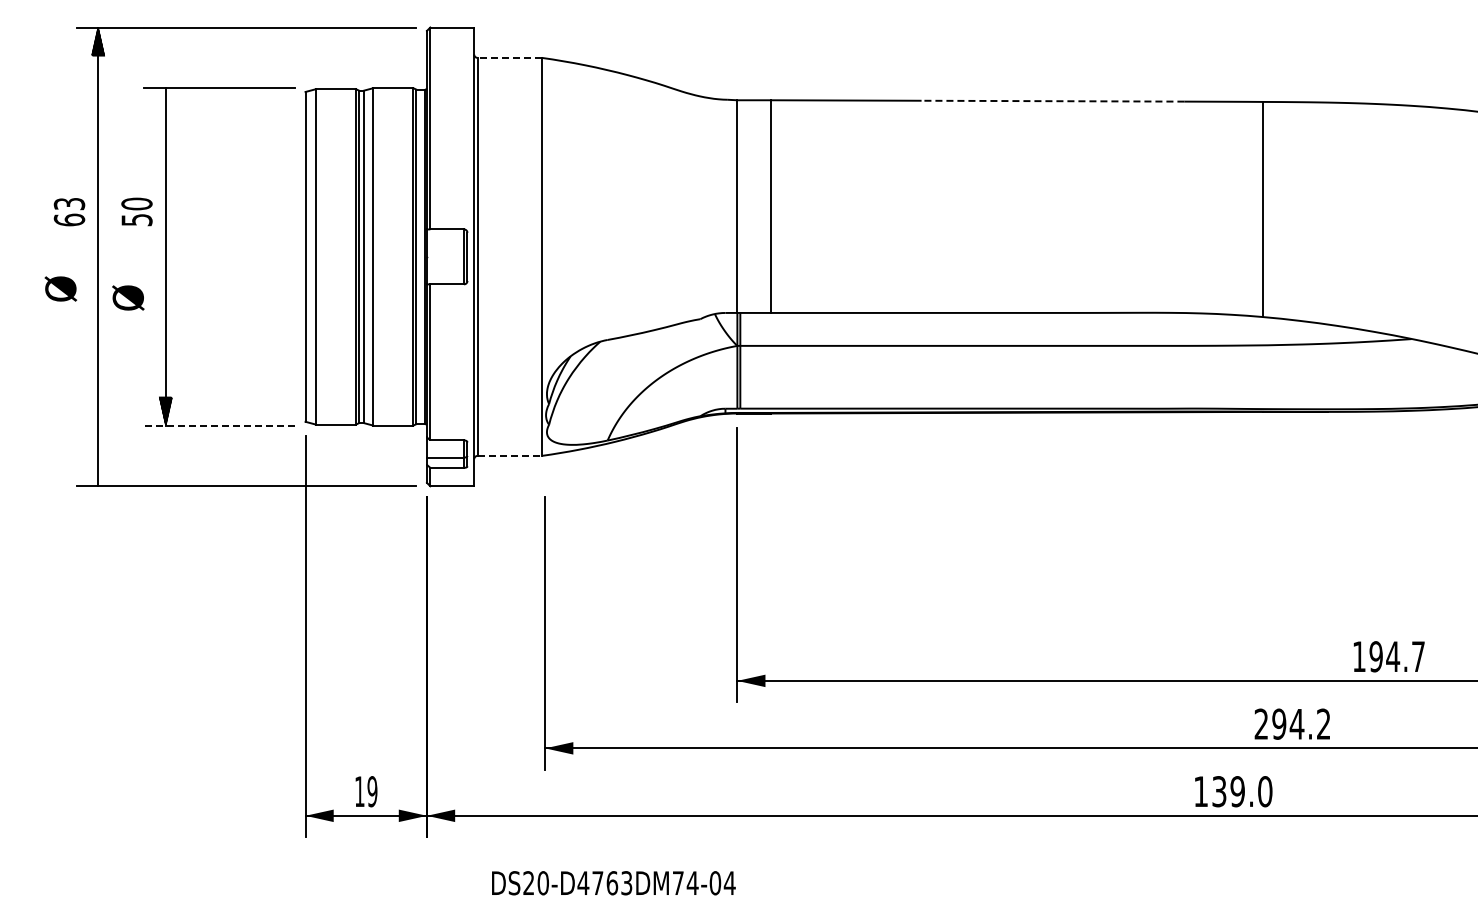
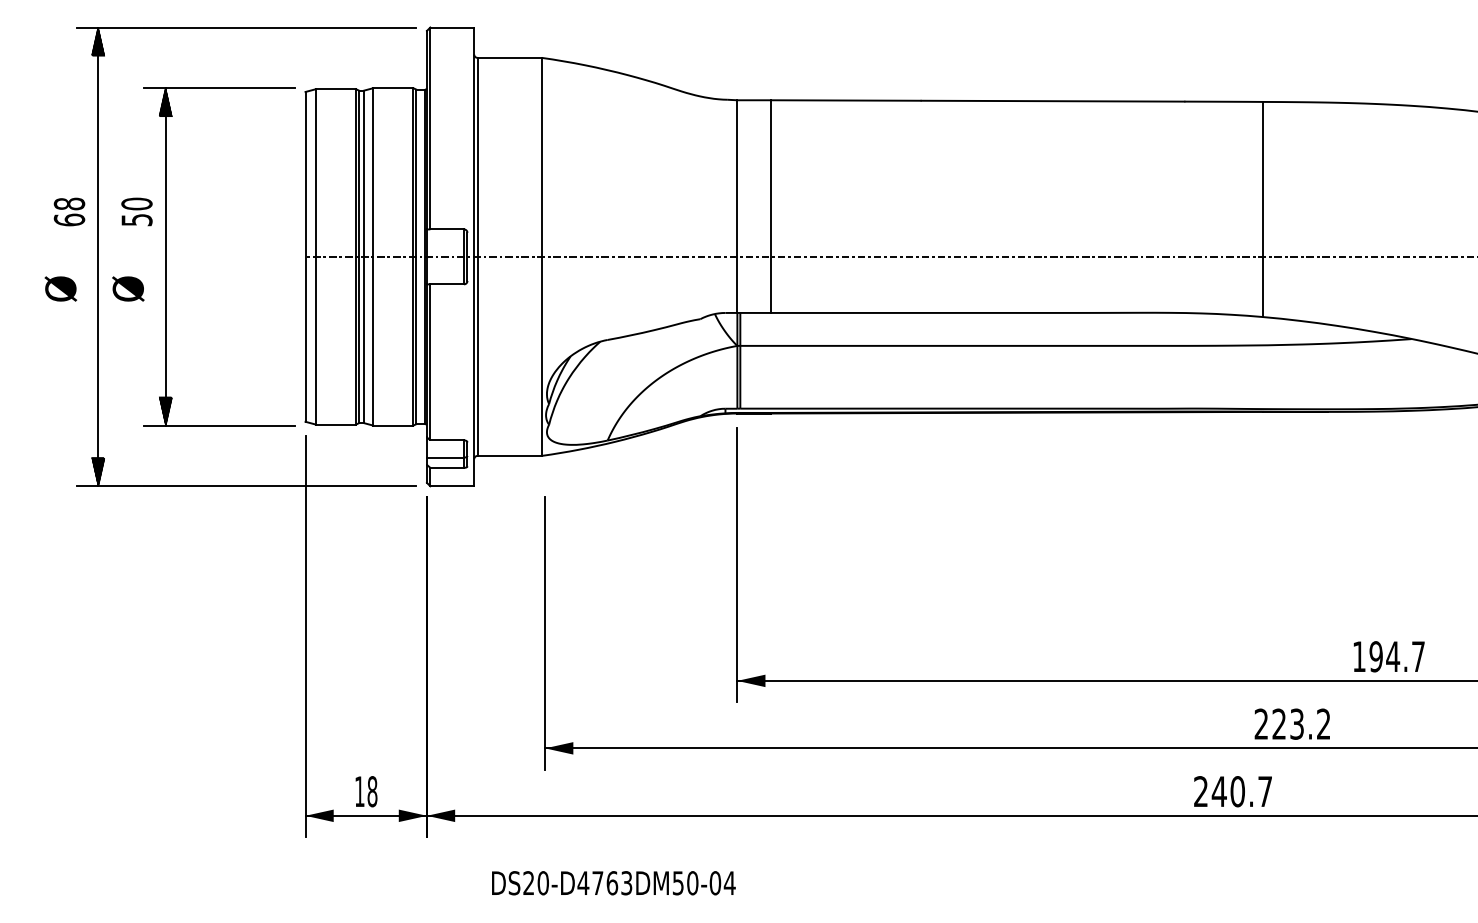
line: dashed -> solid (509, 57)
line: dashed -> solid (1052, 101)
hatch: none -> present (165, 102)
text: 63 -> 68 (69, 203)
line: none -> present (889, 256)
text position: (128, 297) -> (128, 288) (128, 288)
line: dashed -> solid (219, 425)
line: dashed -> solid (510, 455)
hatch: none -> present (98, 472)
text: 294.2 -> 223.2 (1288, 723)
text: 19 -> 18 (372, 791)
text: 139.0 -> 240.7 (1233, 791)
text: DS20-D4763DM74-04 -> DS20-D4763DM50-04 (685, 883)
